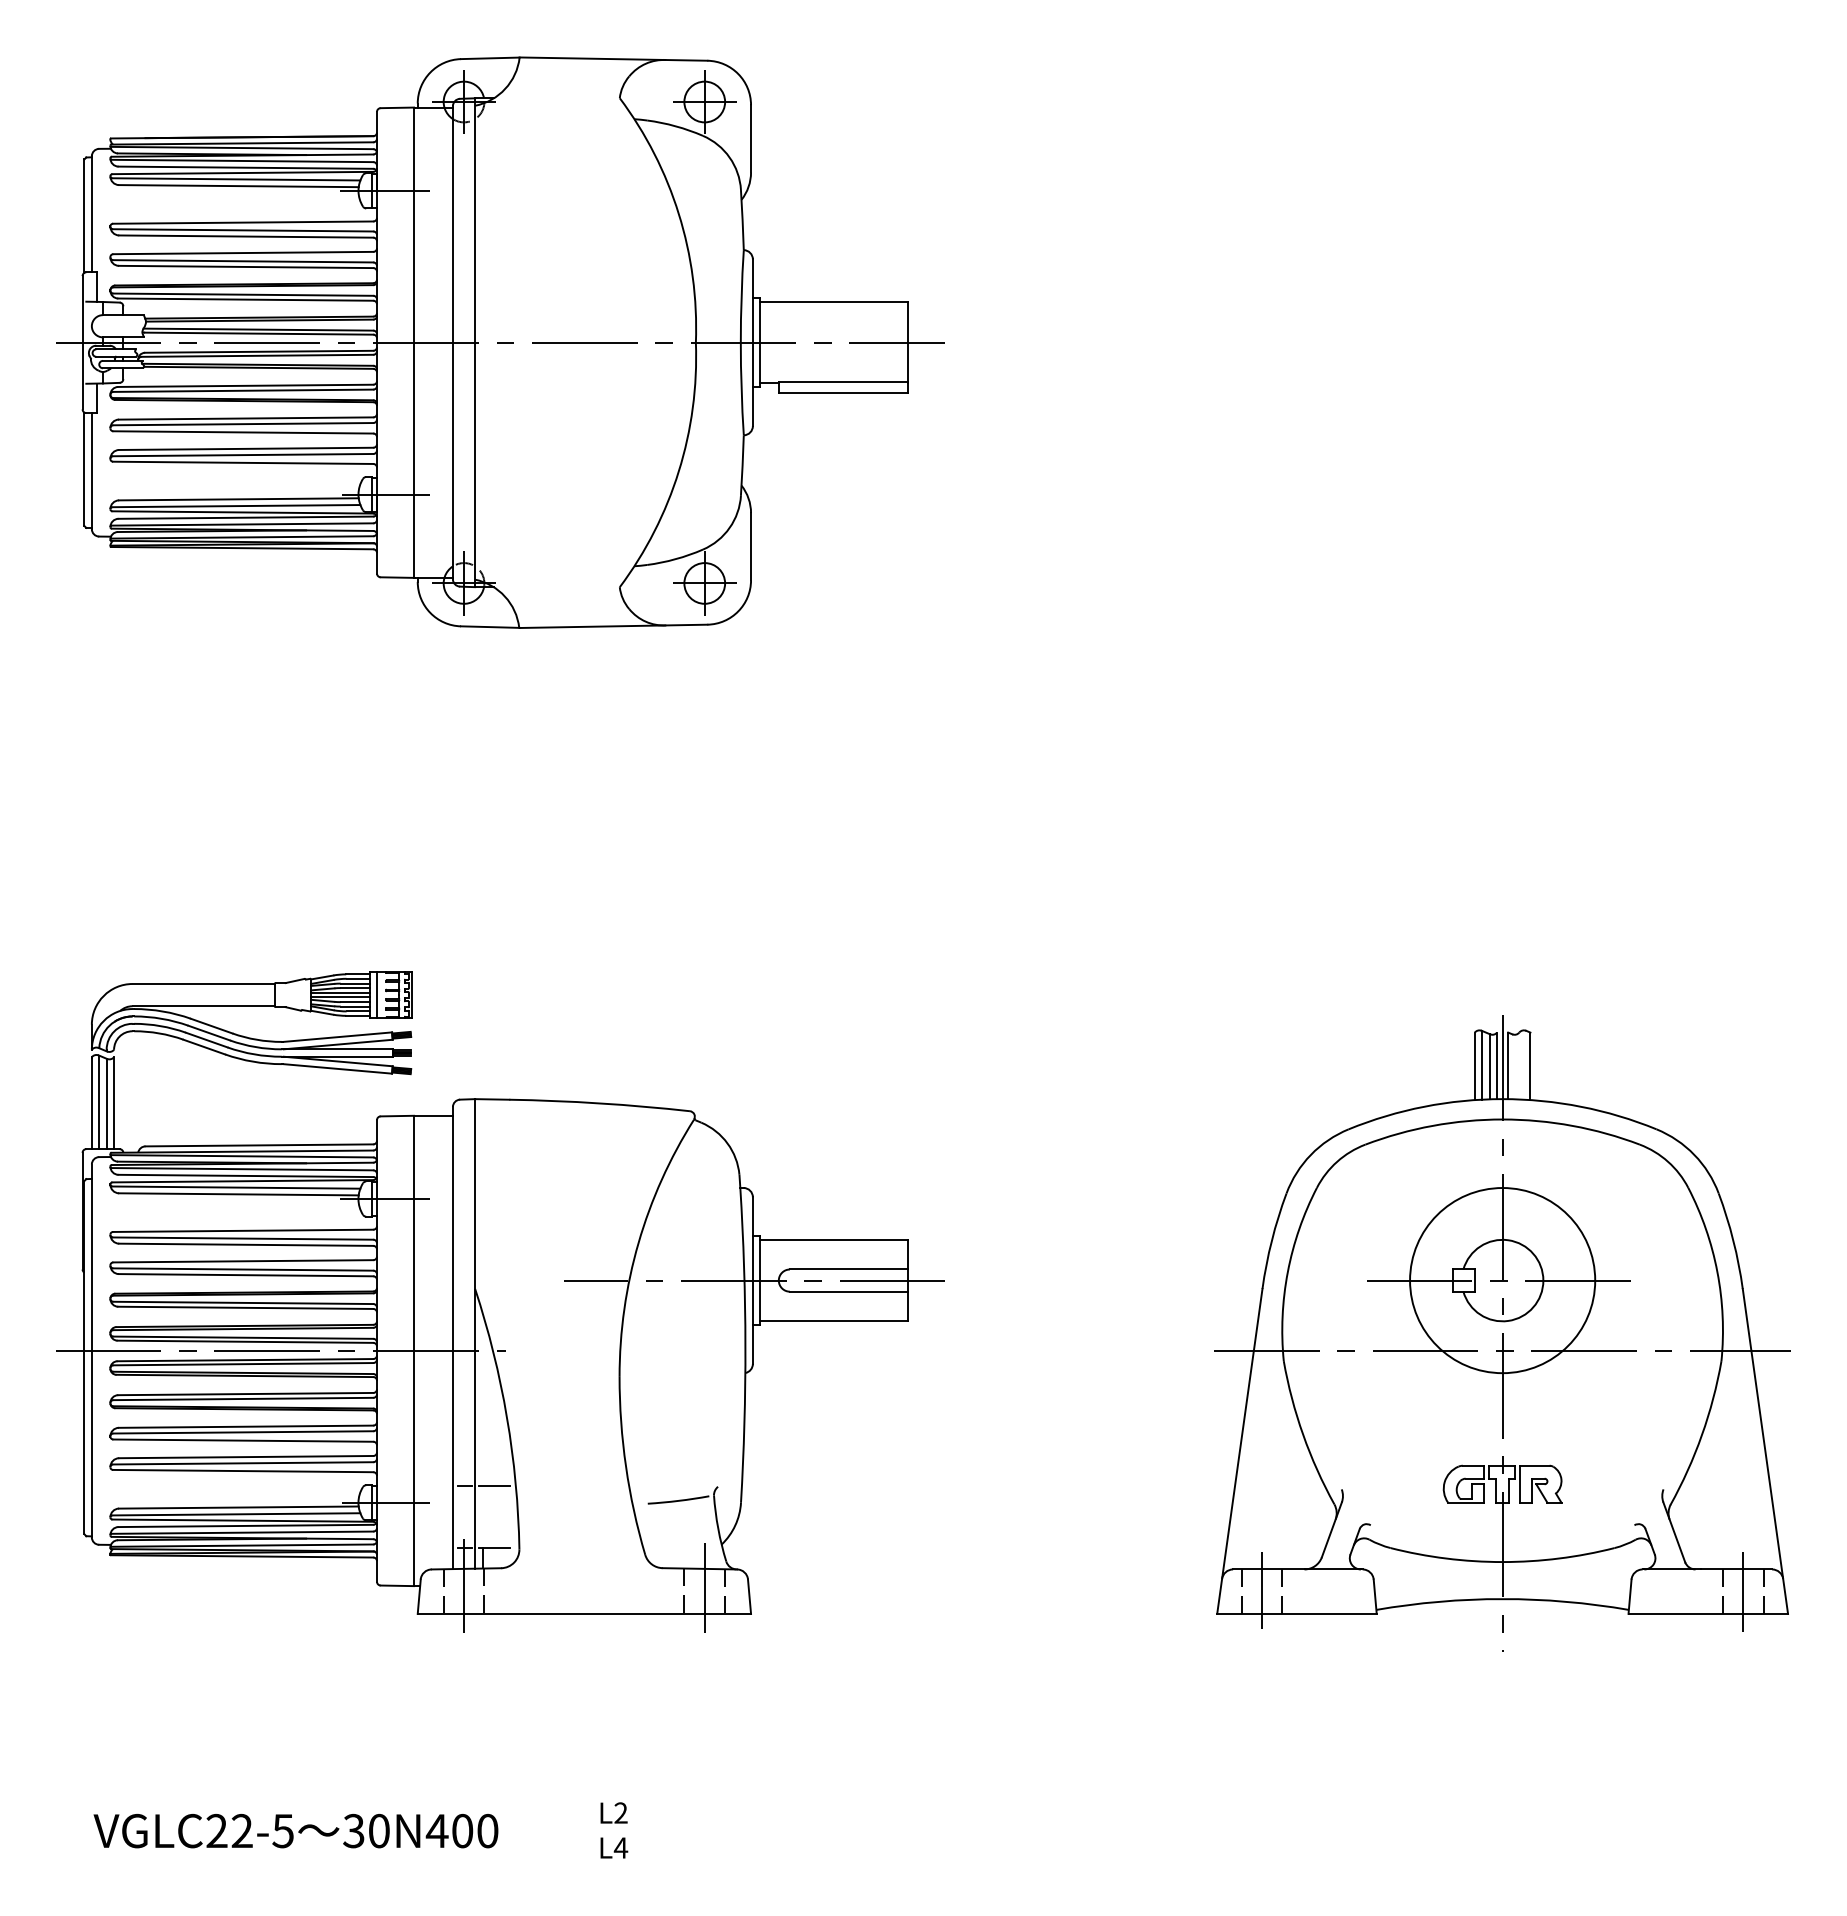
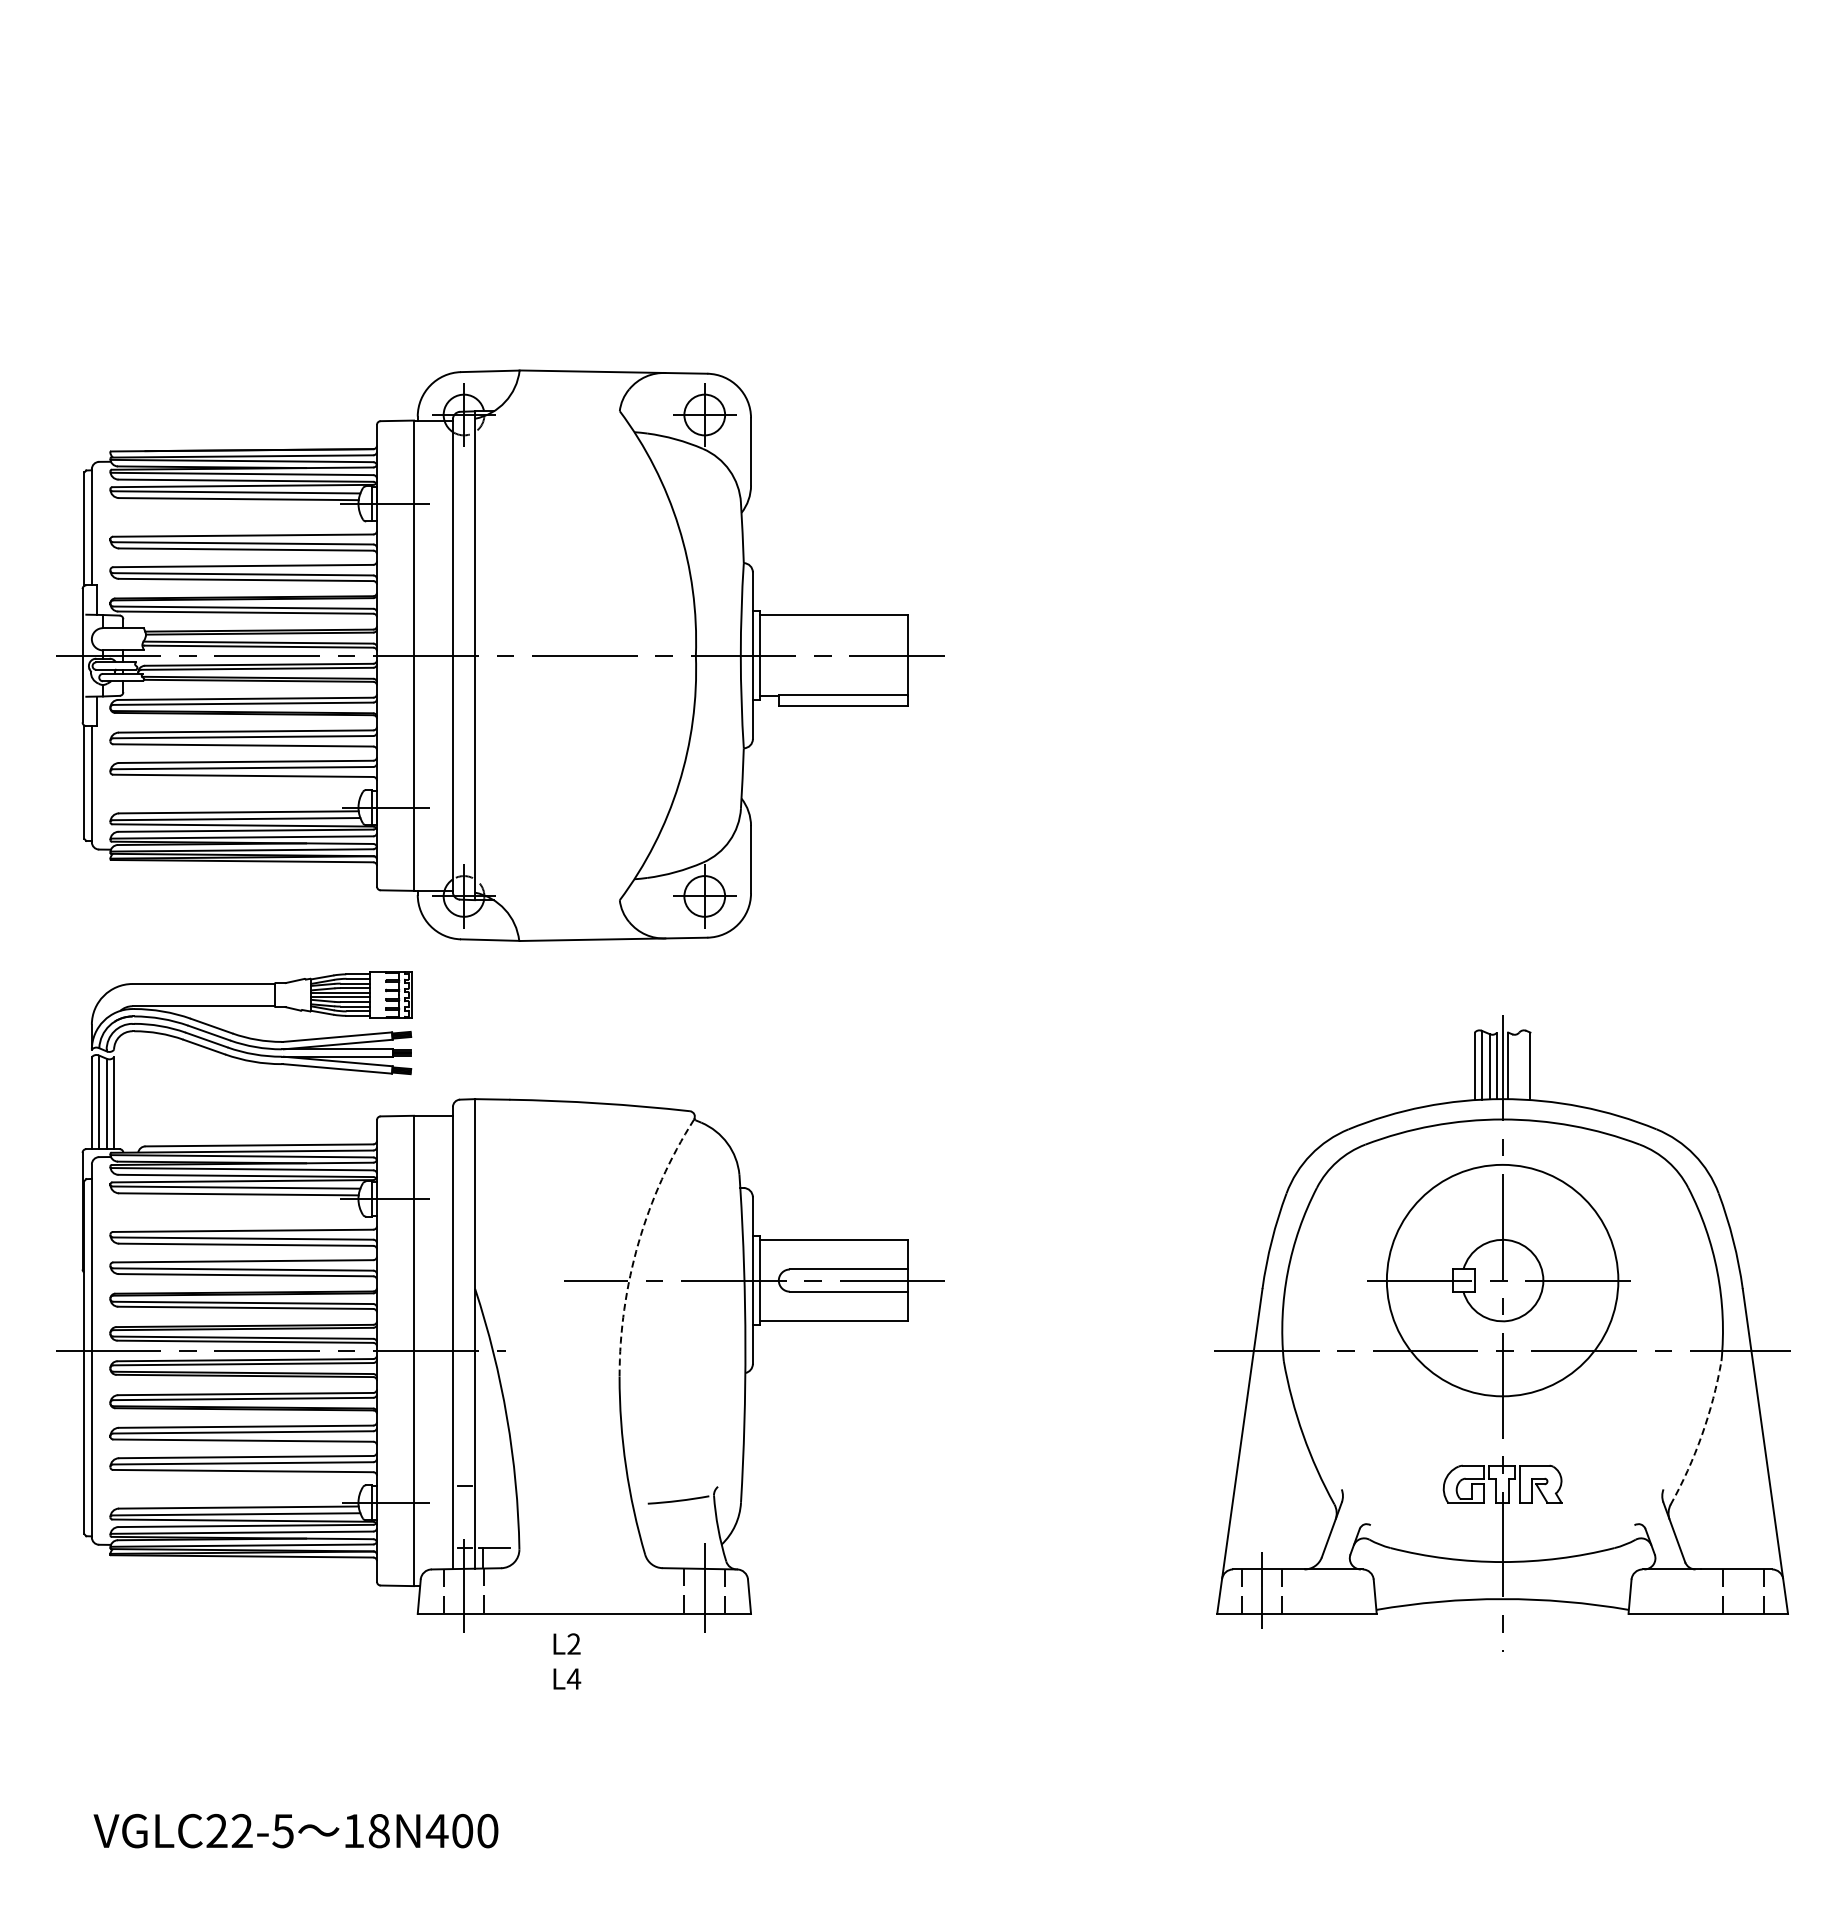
part position: (500, 342) -> (500, 655) (500, 655)
line: present -> none (377, 994)
arc: solid -> dashed (638, 1243)
circle diameter: 185 px -> 231 px (1502, 1280)
arc: solid -> dashed (1701, 1435)
line: present -> none (494, 1486)
line: present -> none (1743, 1591)
text: 30N400 -> 18N400 (366, 1830)
text position: (614, 1830) -> (567, 1661) (567, 1661)
